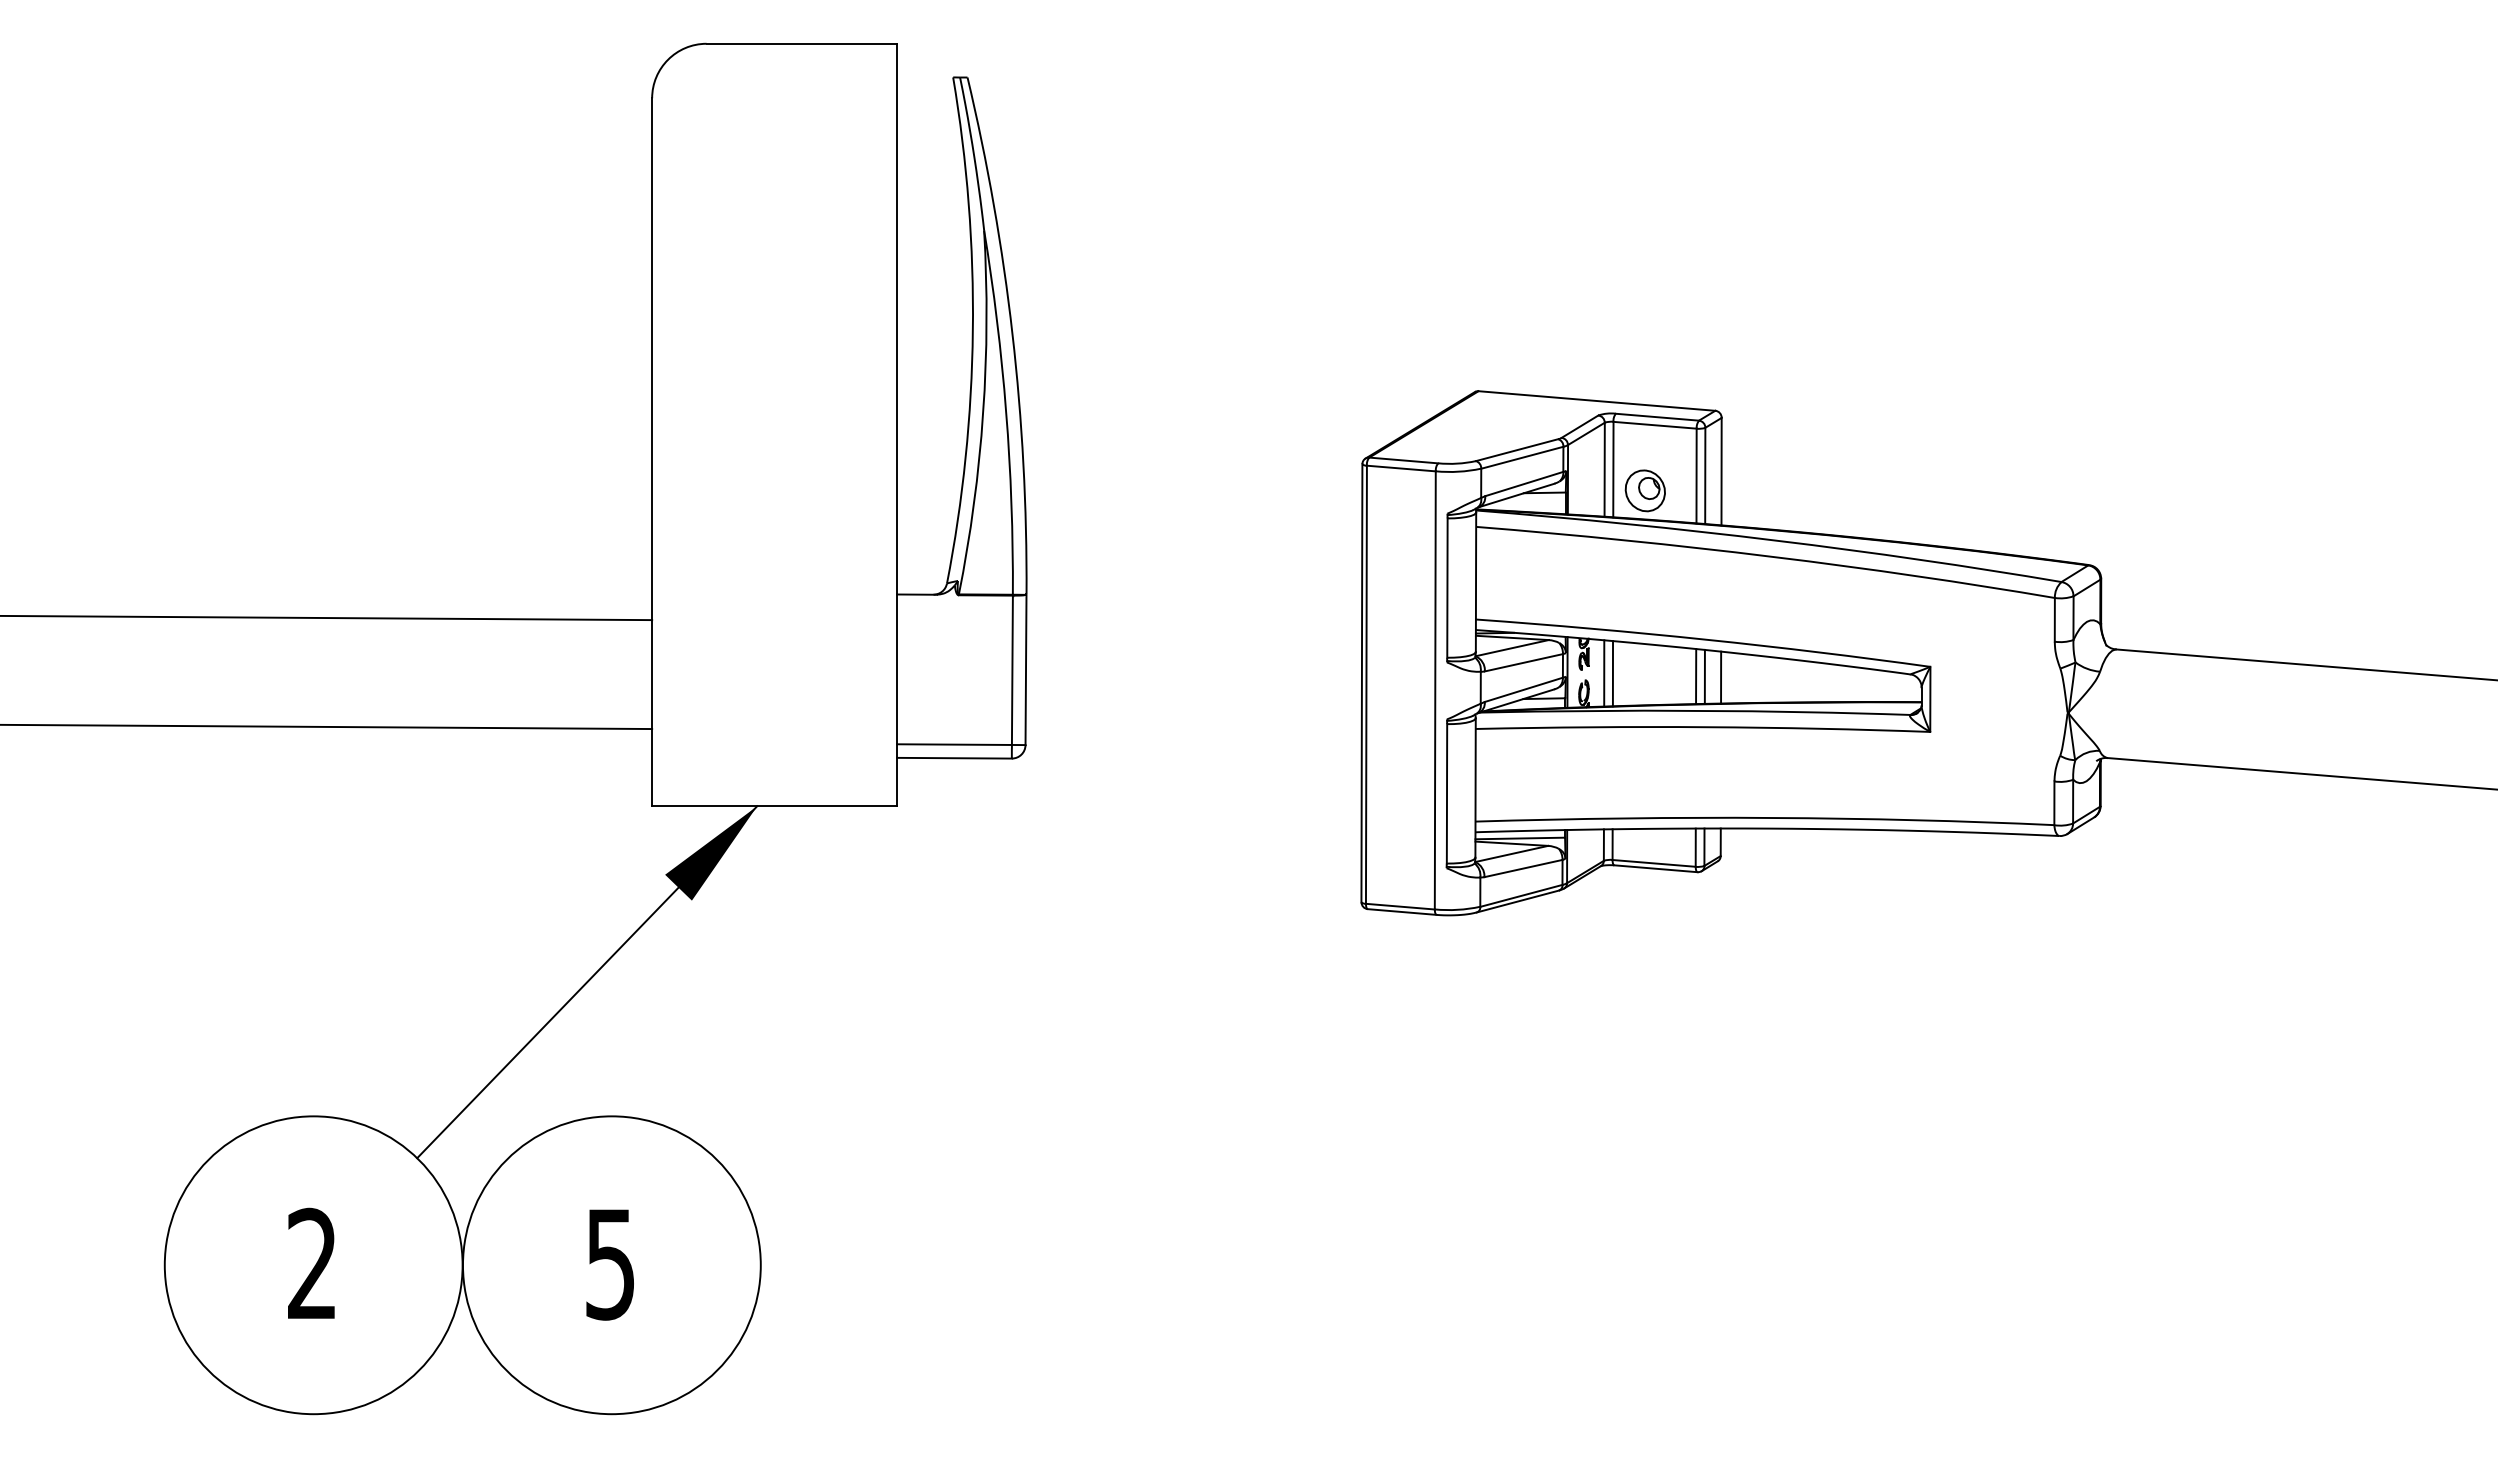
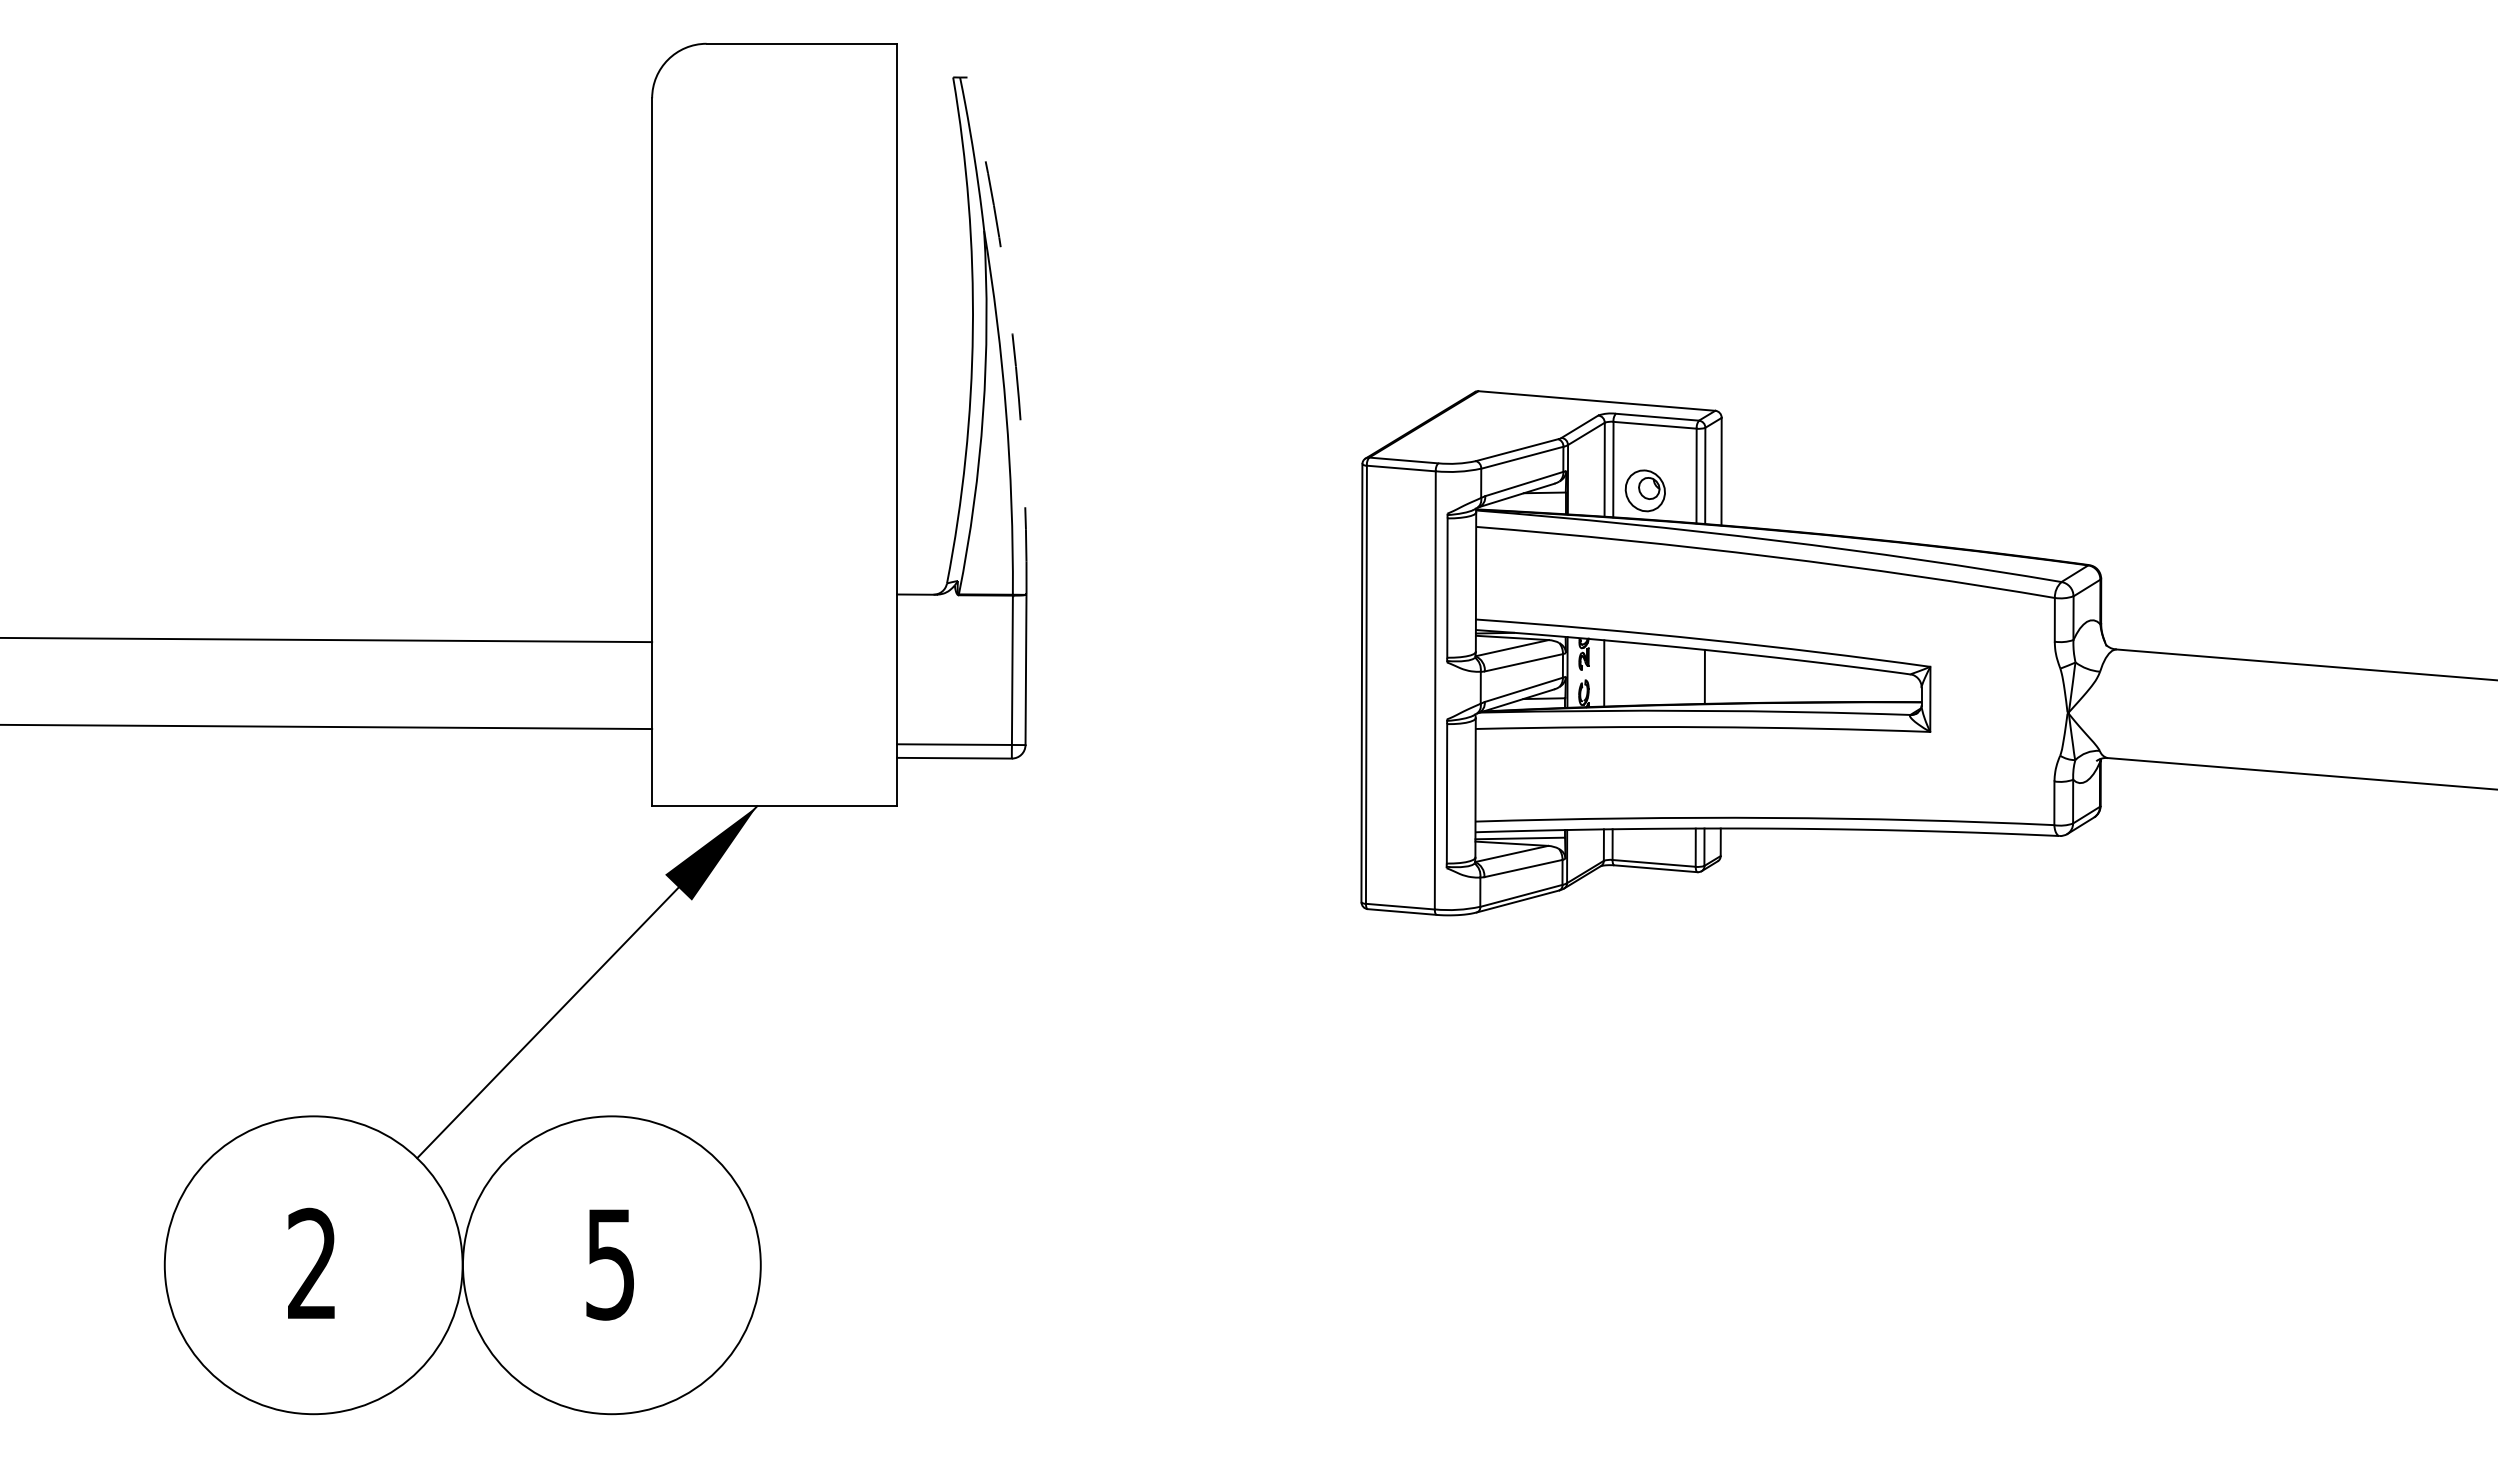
arc: solid -> dashed (1012, 334)
line position: (327, 617) -> (327, 639) (327, 639)
line: present -> none (1612, 673)
line: present -> none (1696, 676)
line: present -> none (1721, 677)
